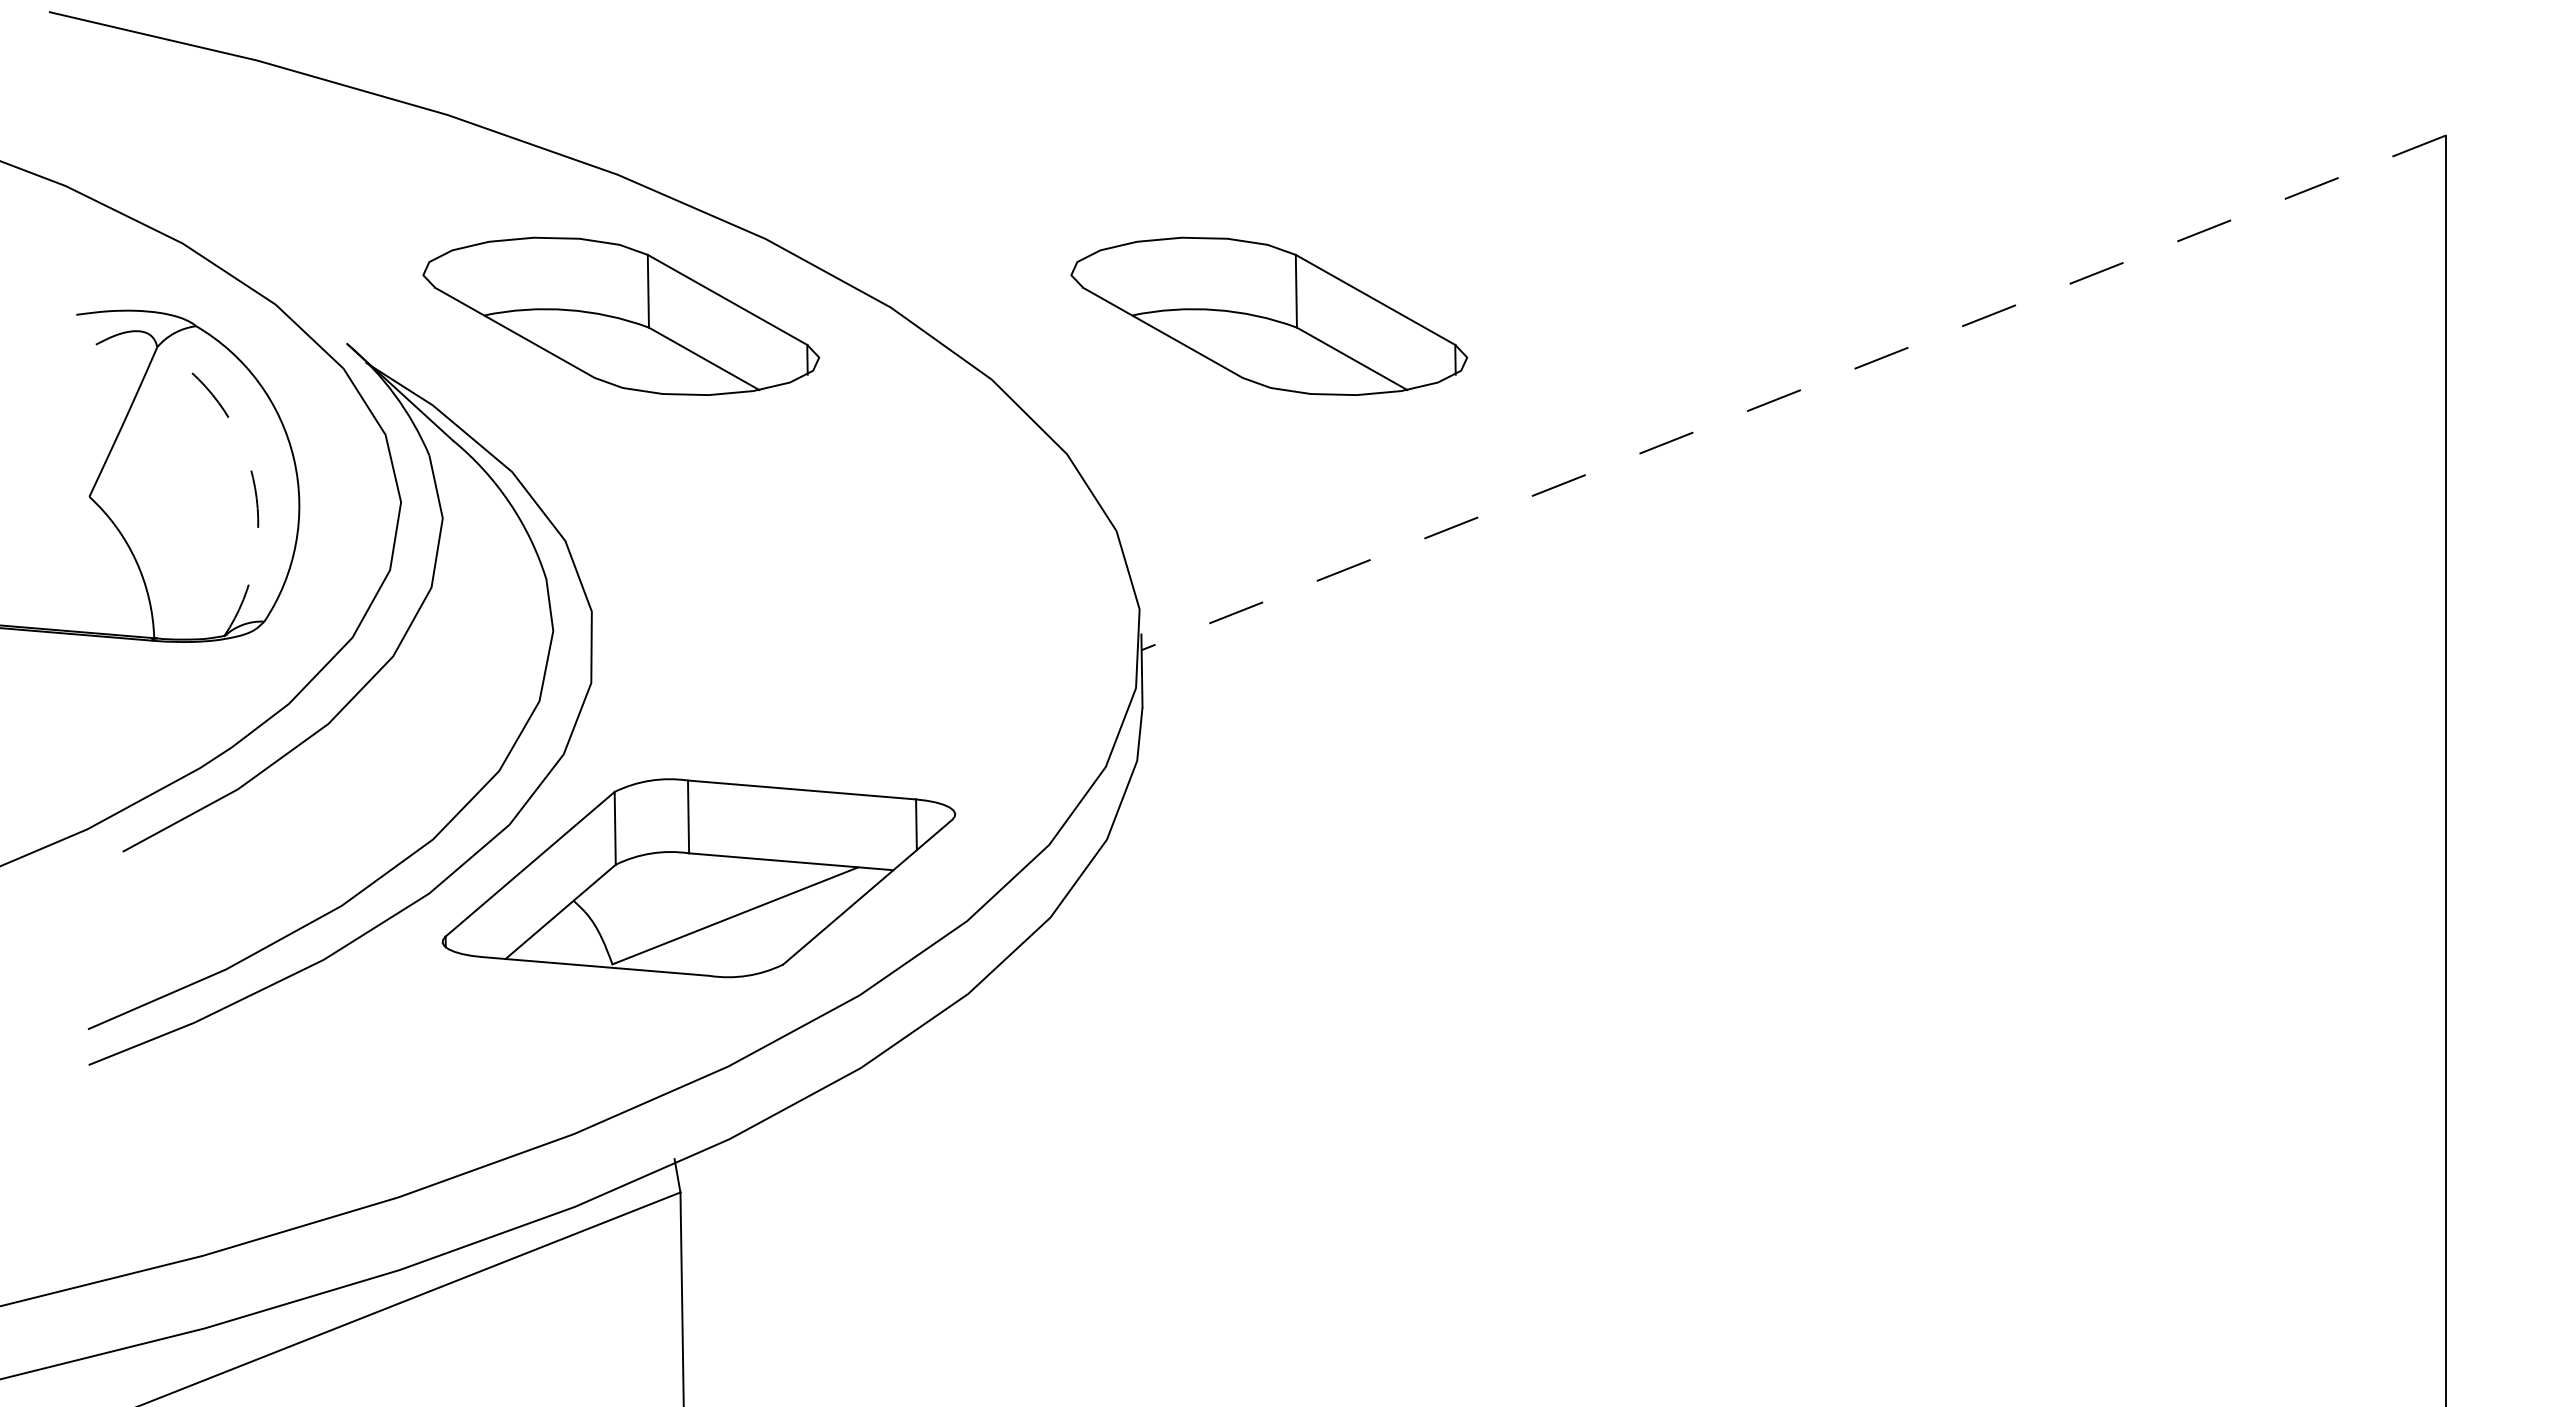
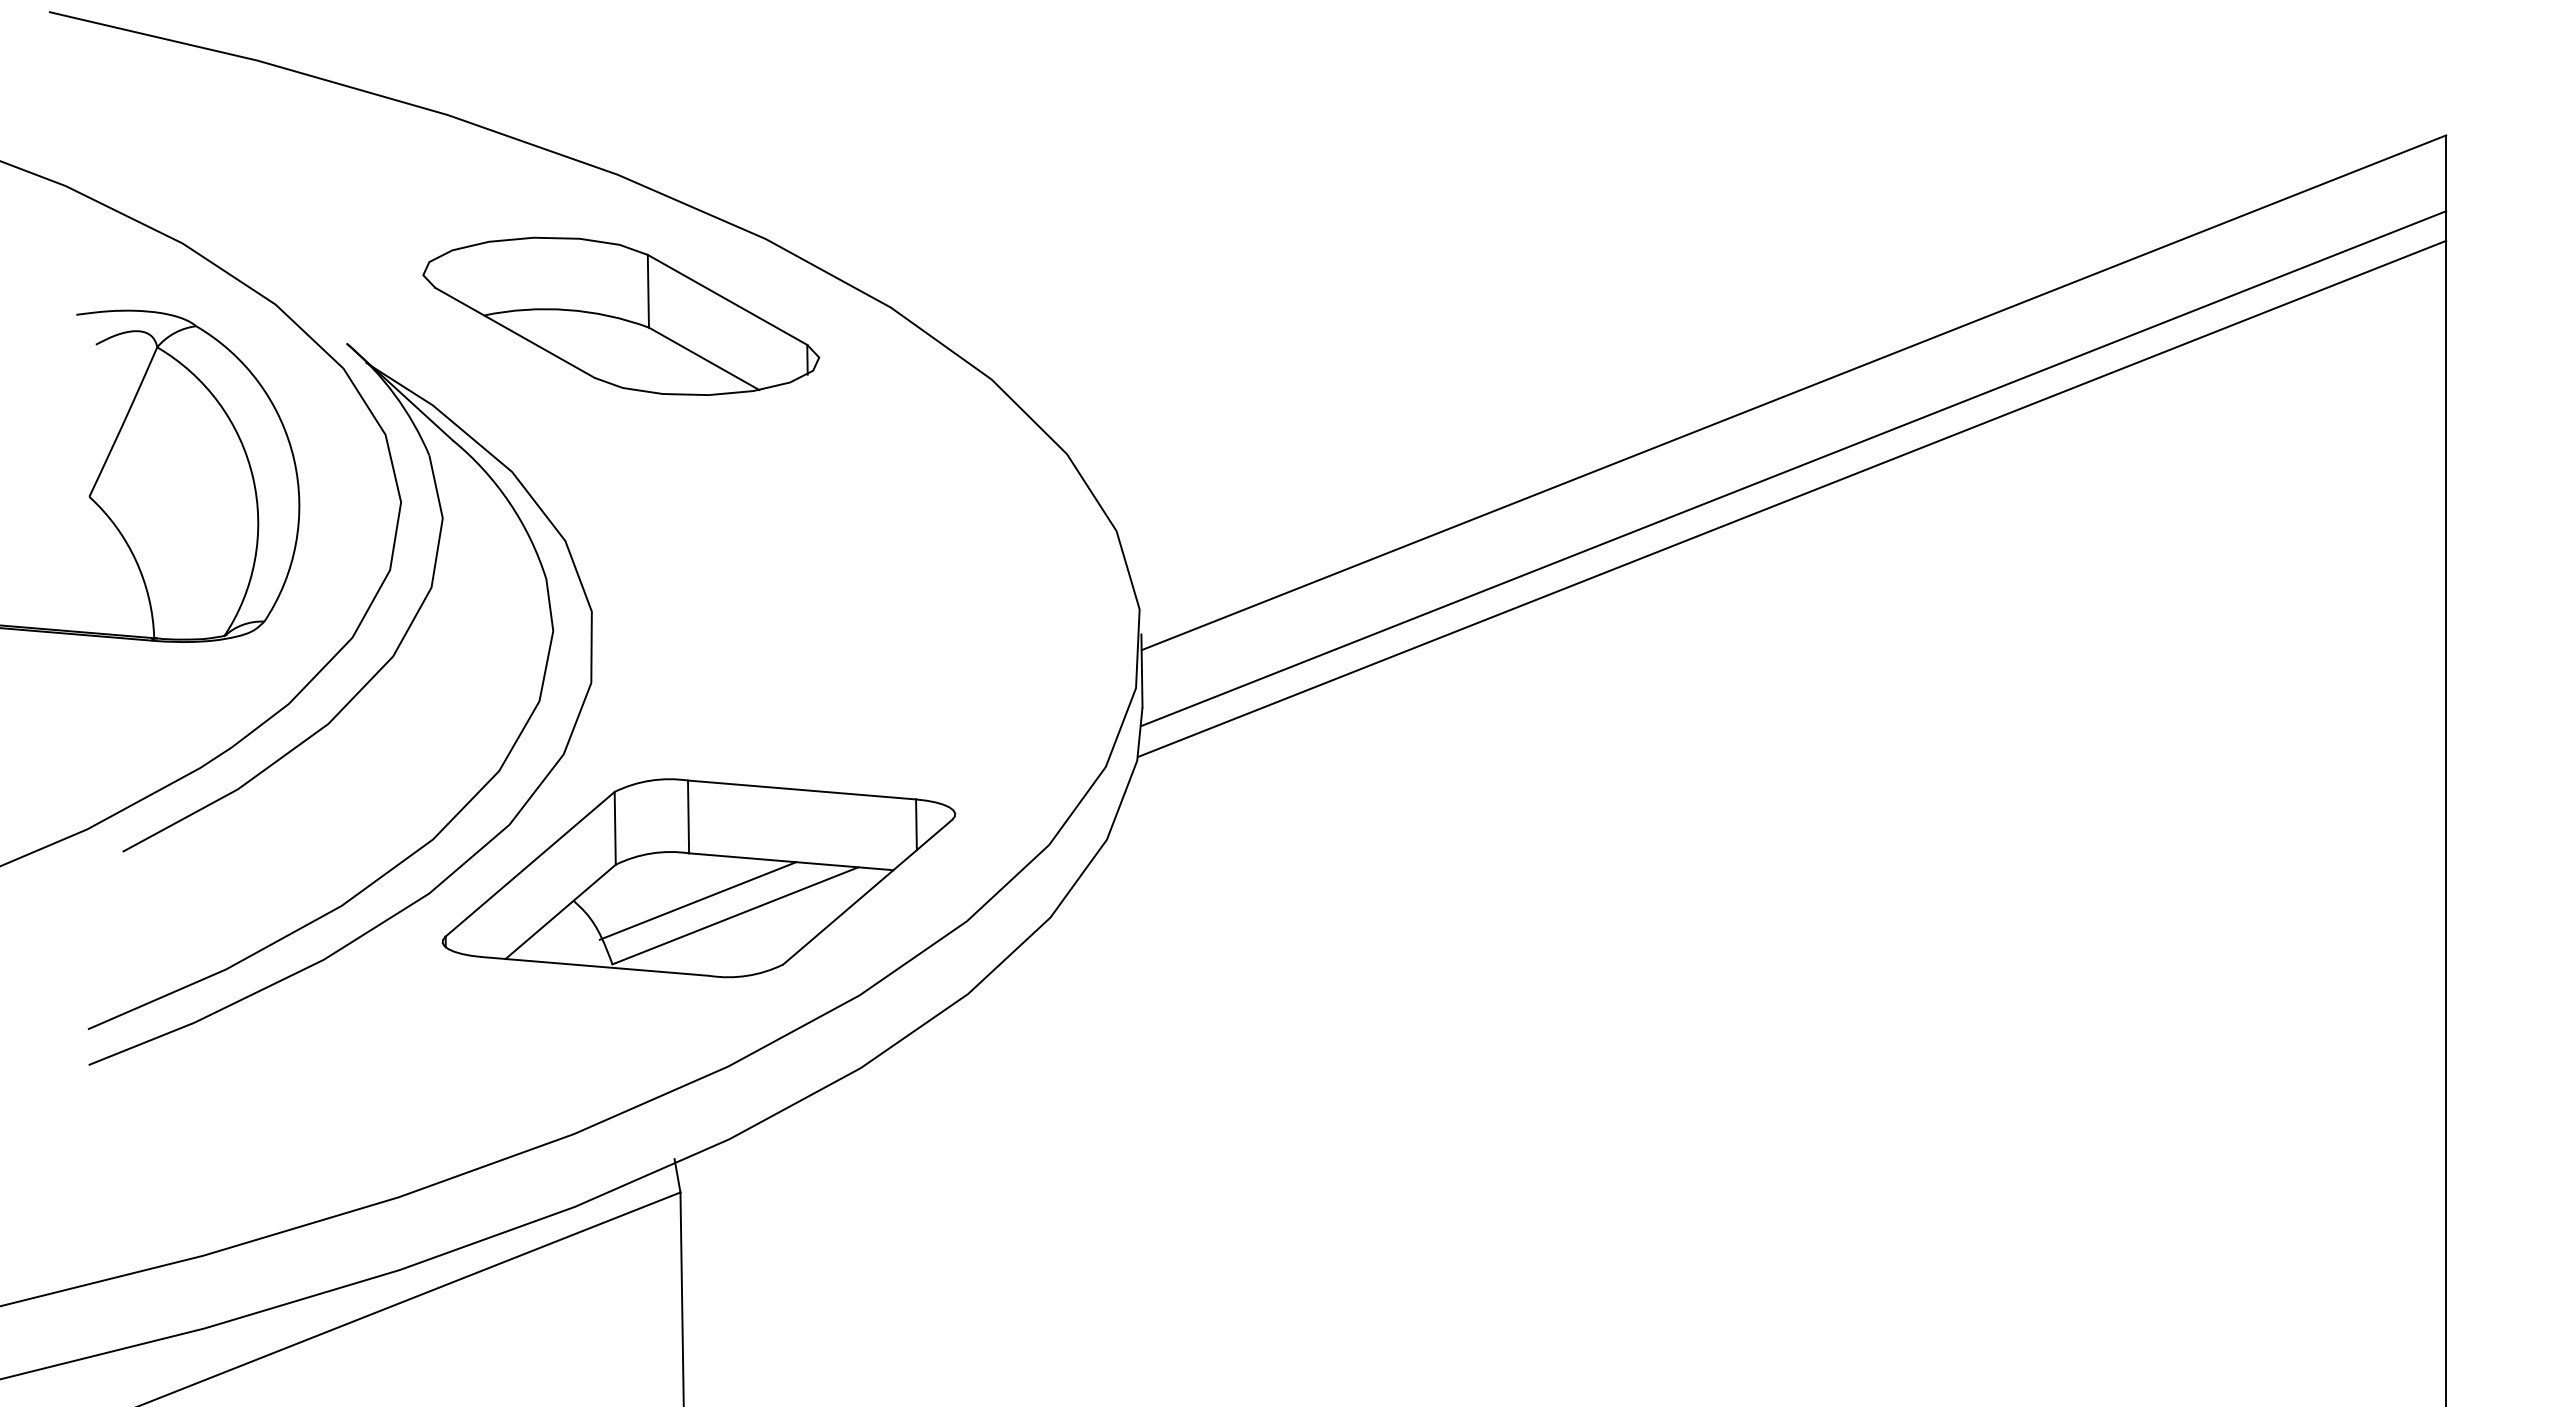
part: present -> none (1269, 315)
line: dashed -> solid (1793, 392)
line: none -> present (1794, 468)
arc: dashed -> solid (253, 477)
line: none -> present (1792, 498)
line: none -> present (697, 900)
